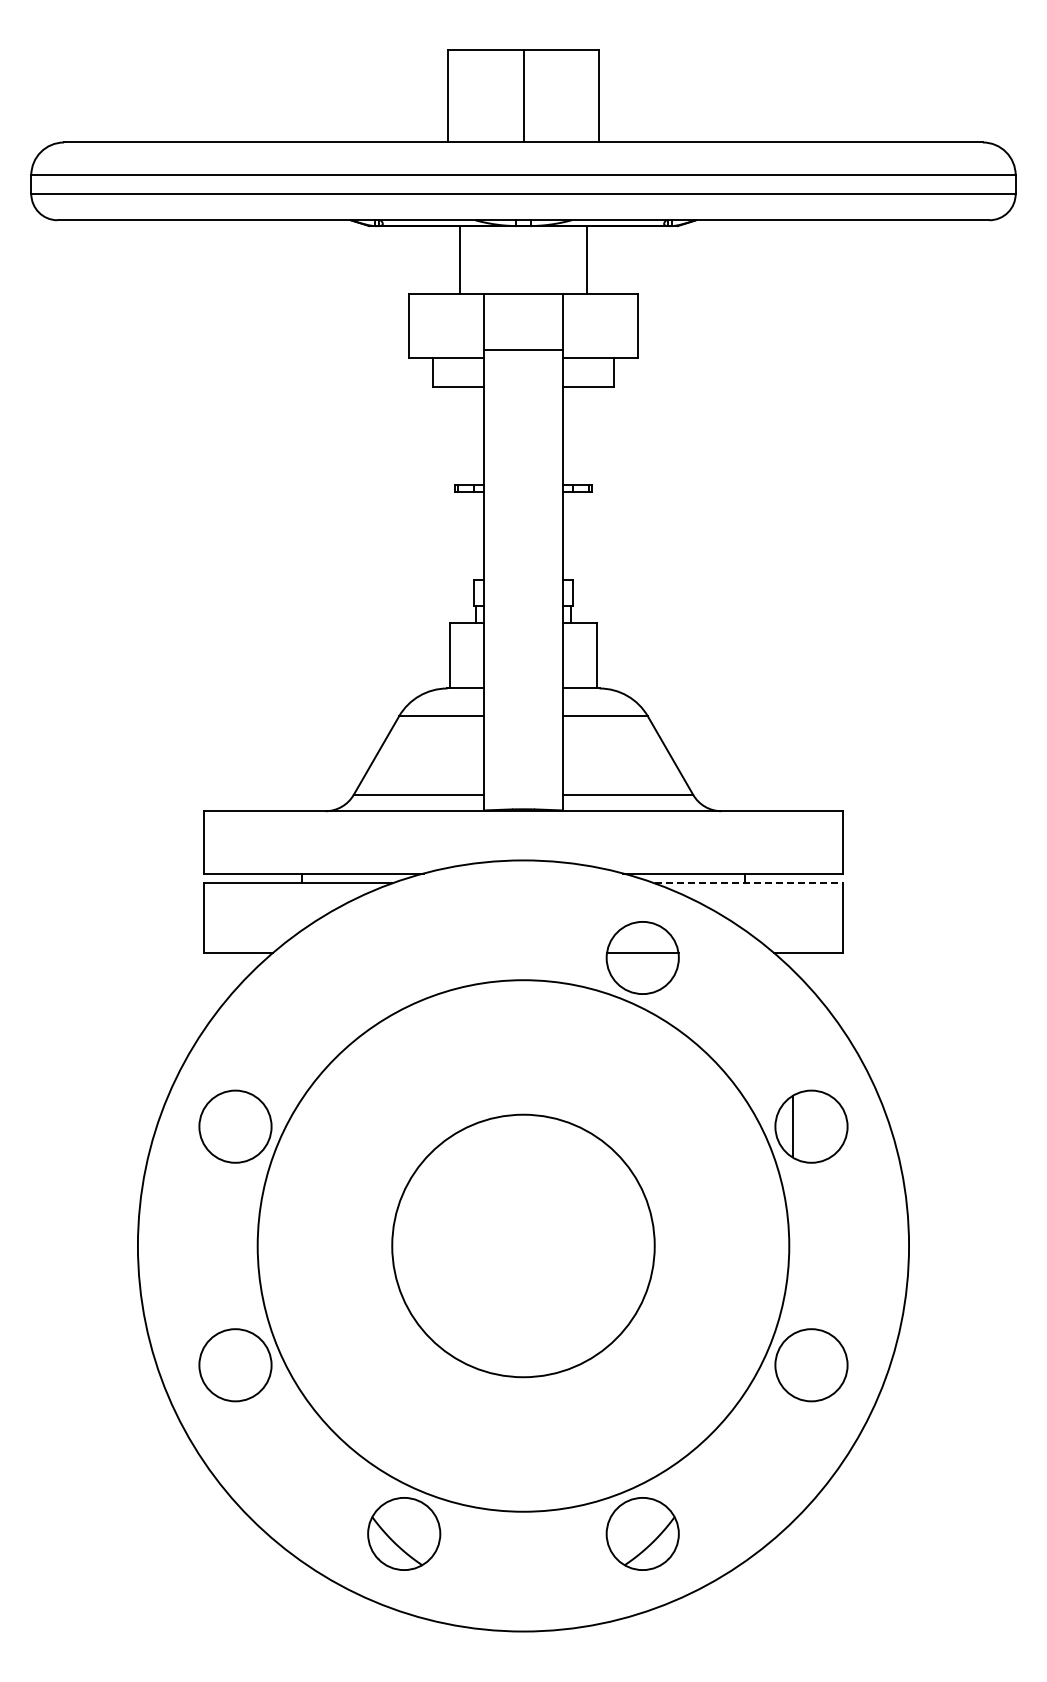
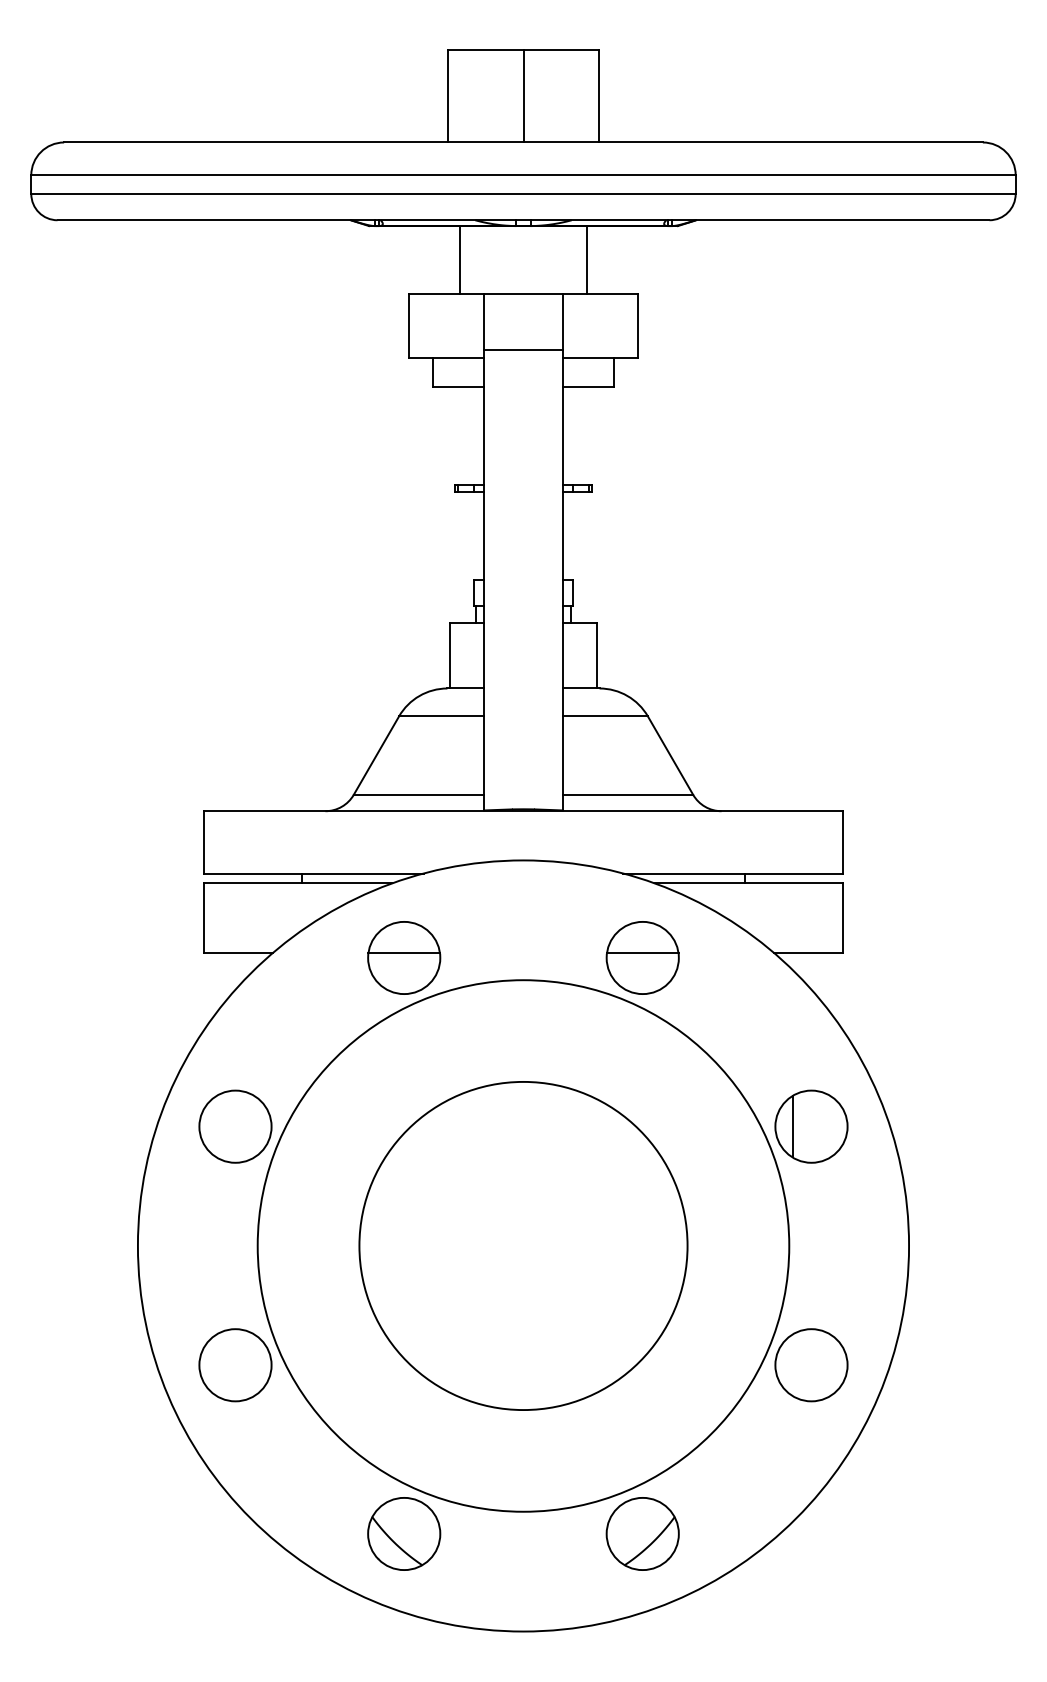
line: dashed -> solid (749, 883)
part: none -> present (404, 957)
circle diameter: 263 px -> 328 px (523, 1245)
